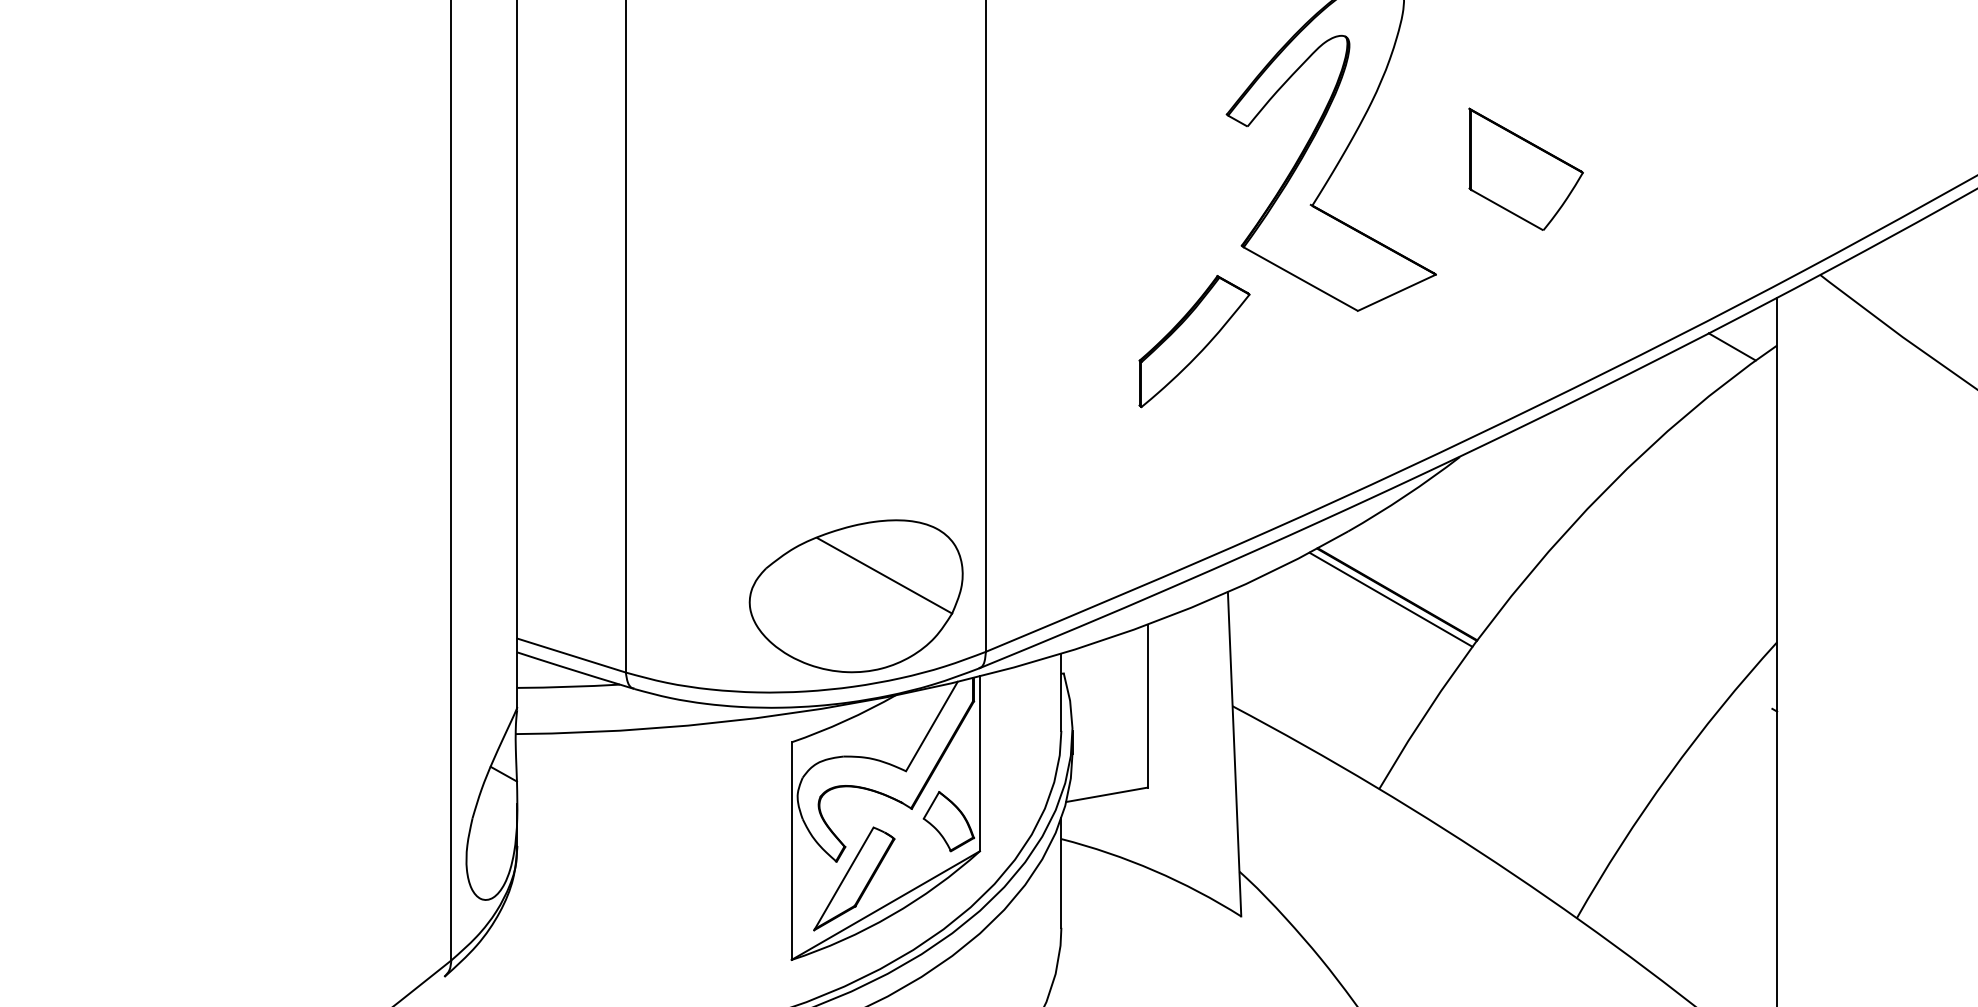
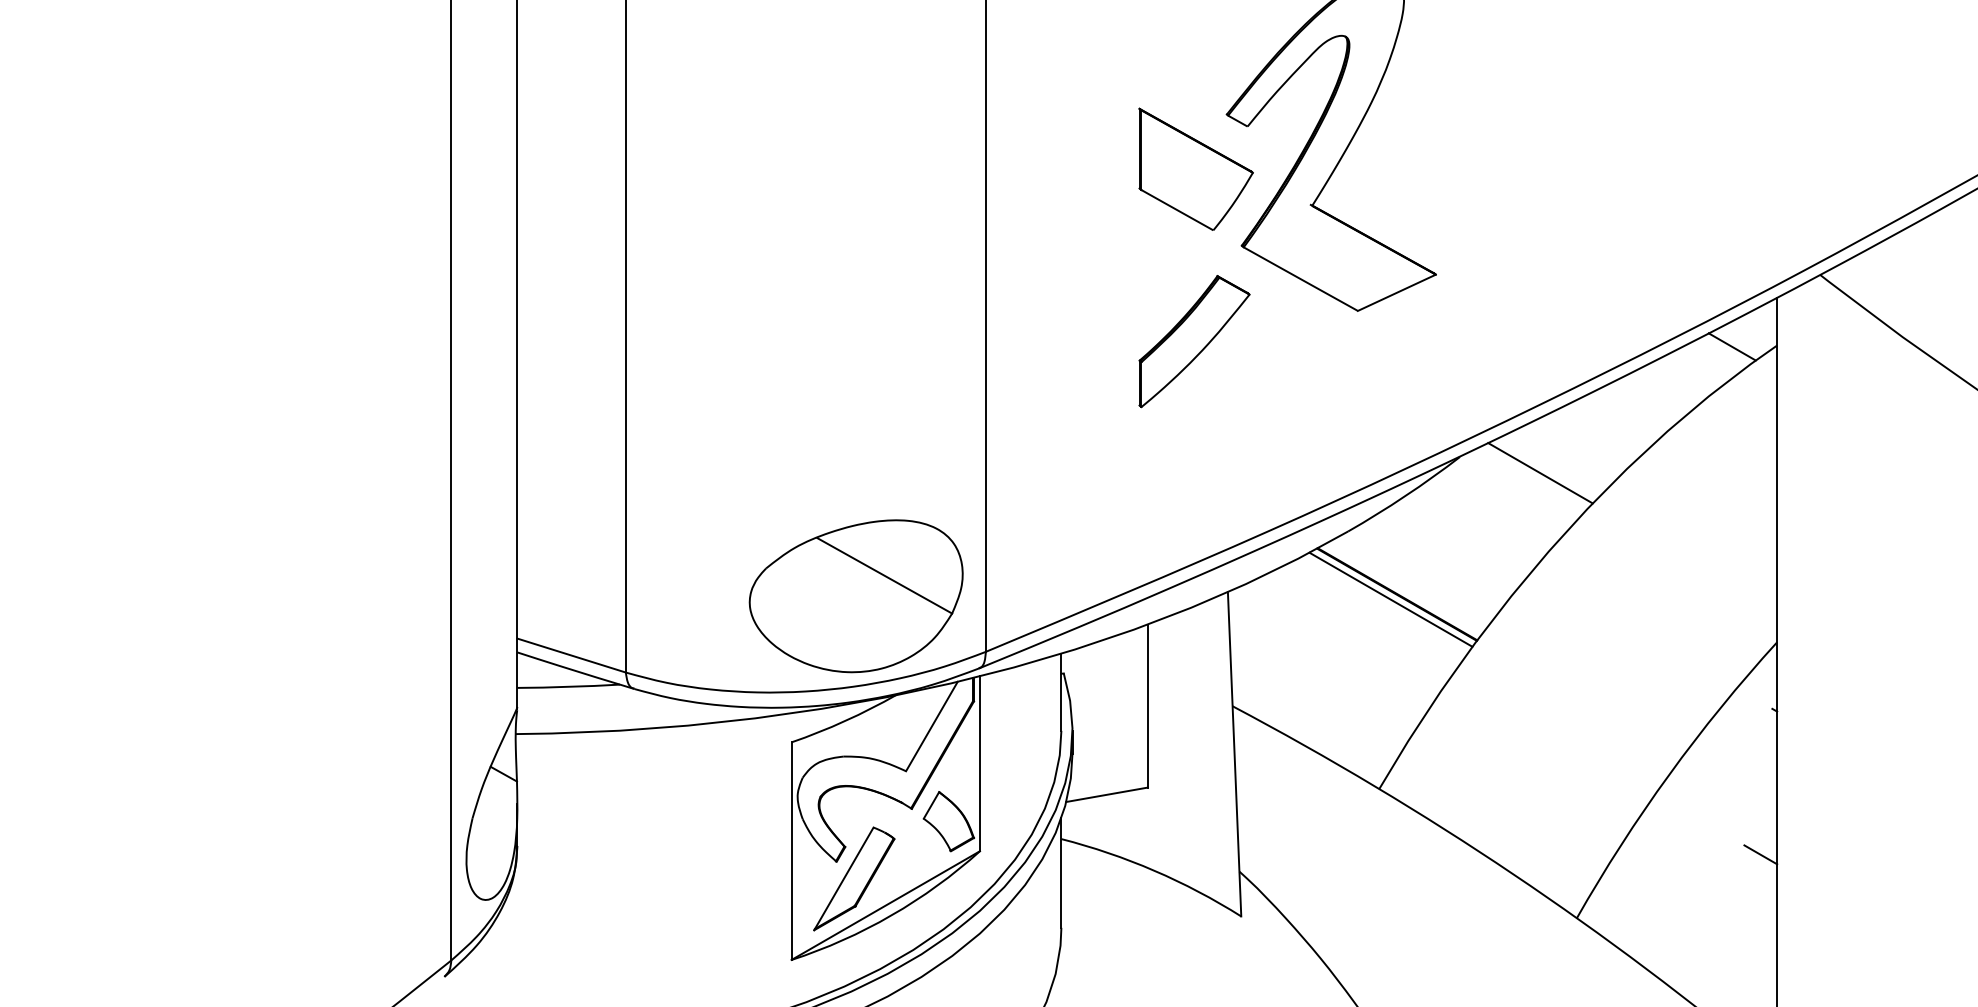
part position: (1525, 168) -> (1195, 168) (1195, 168)
line: none -> present (1540, 473)
line: none -> present (1760, 854)
